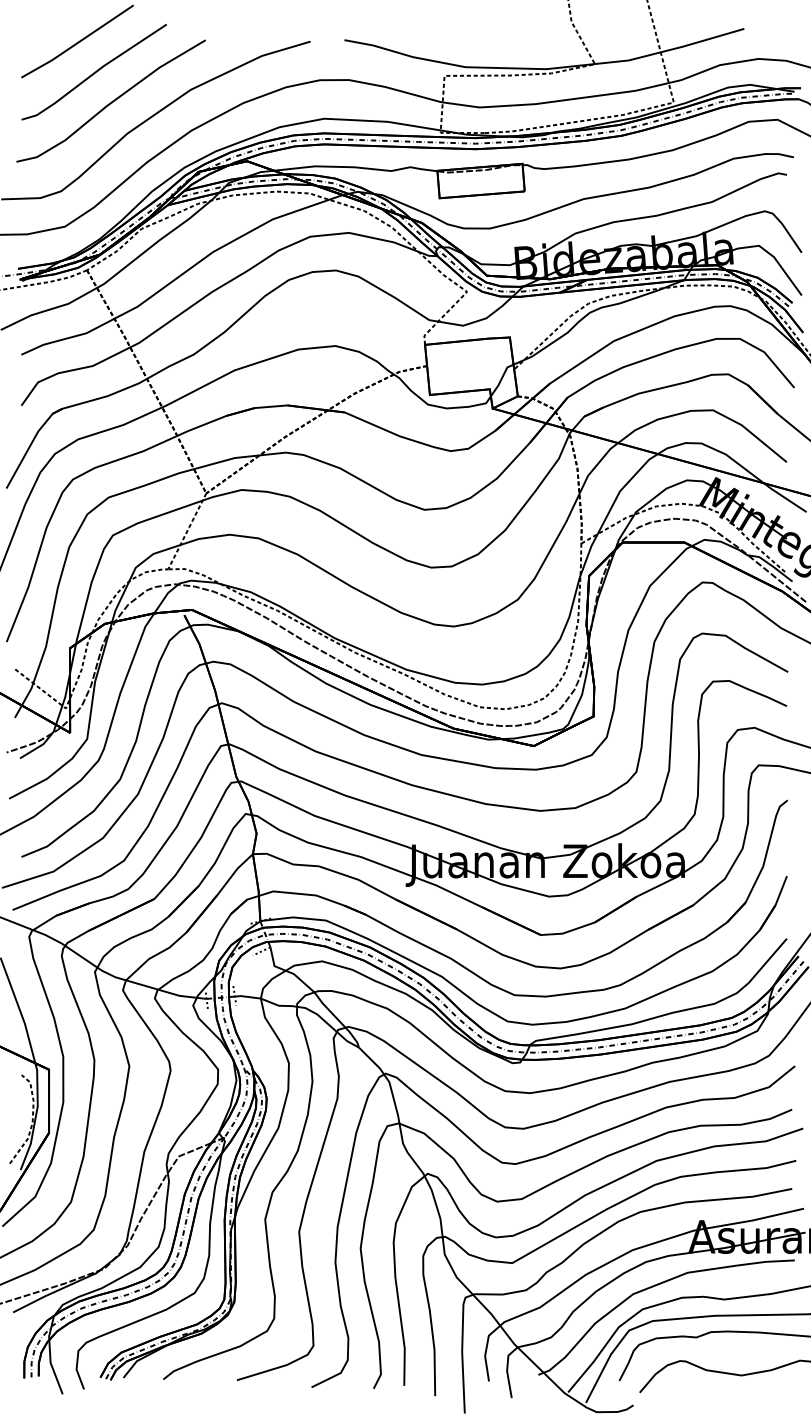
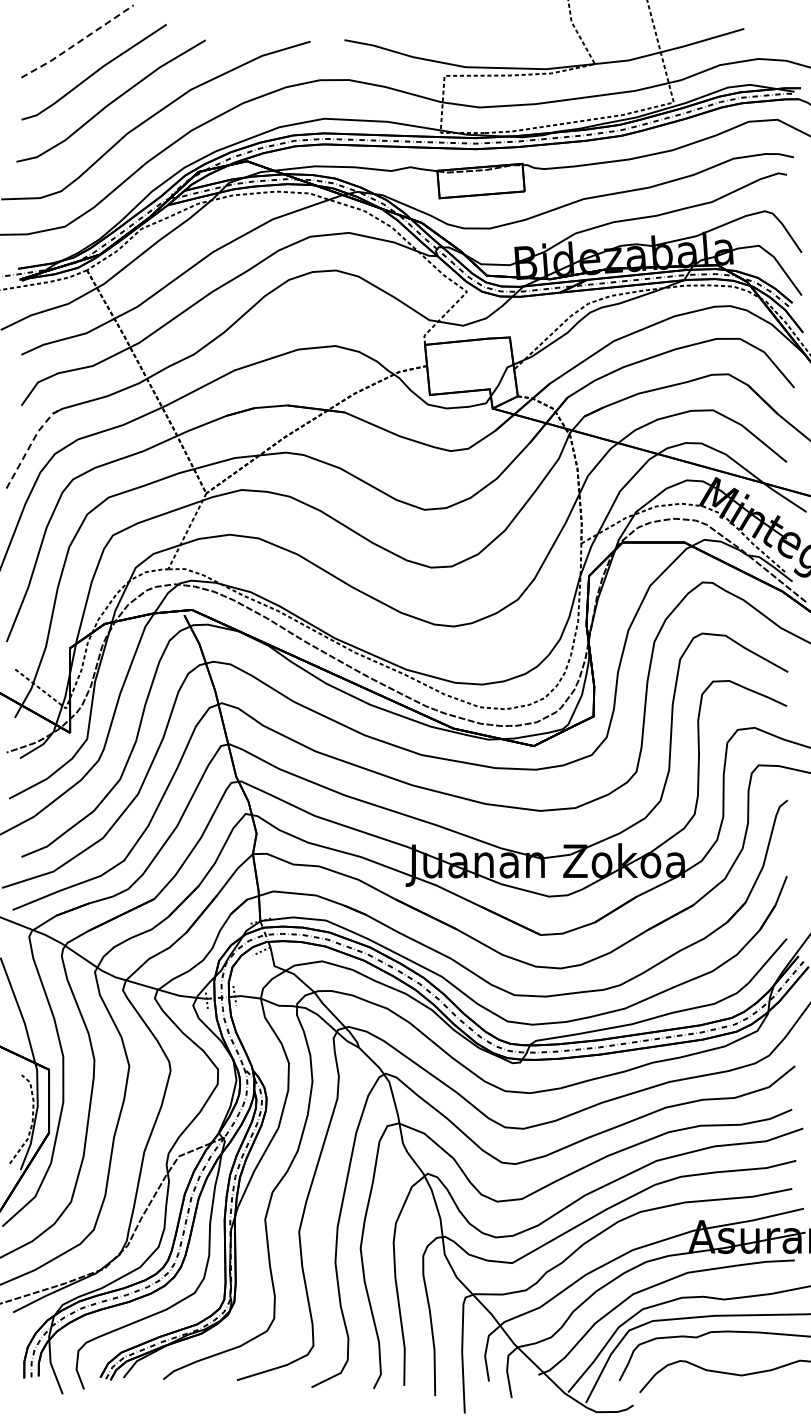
line: solid -> dashed (77, 43)
line: solid -> dashed (31, 444)
